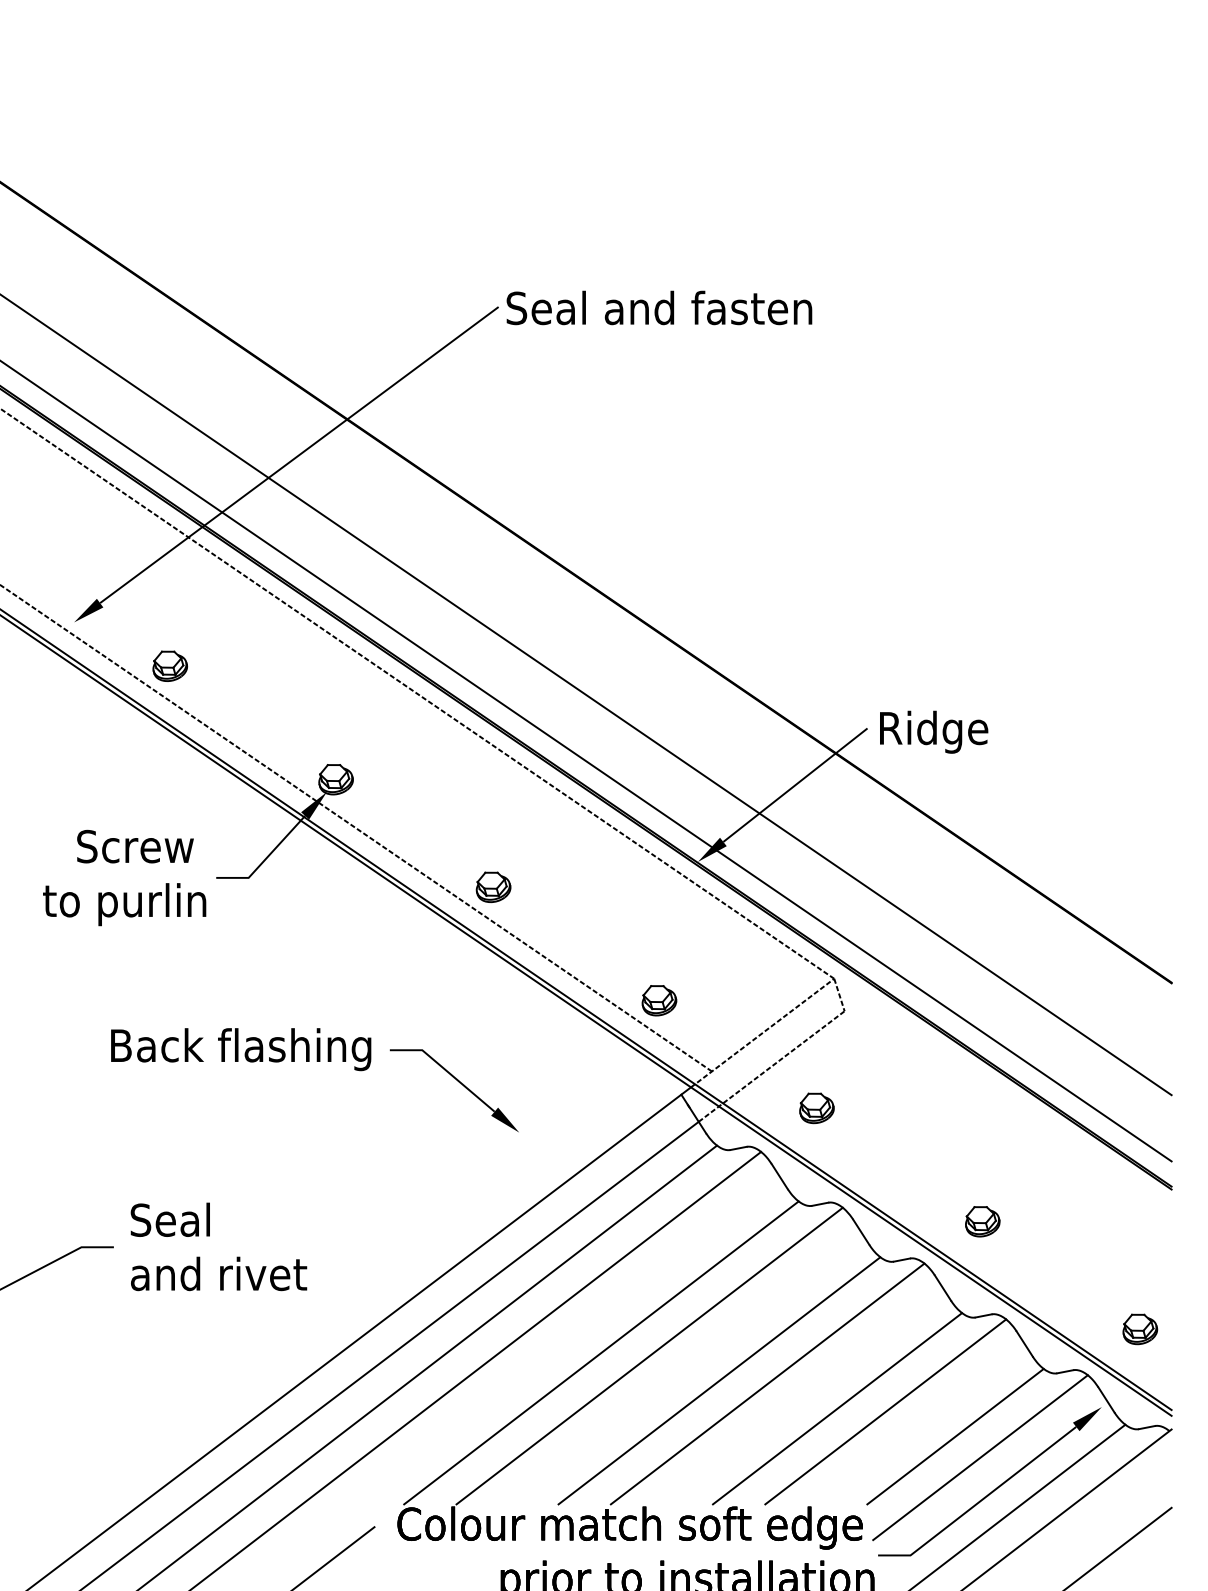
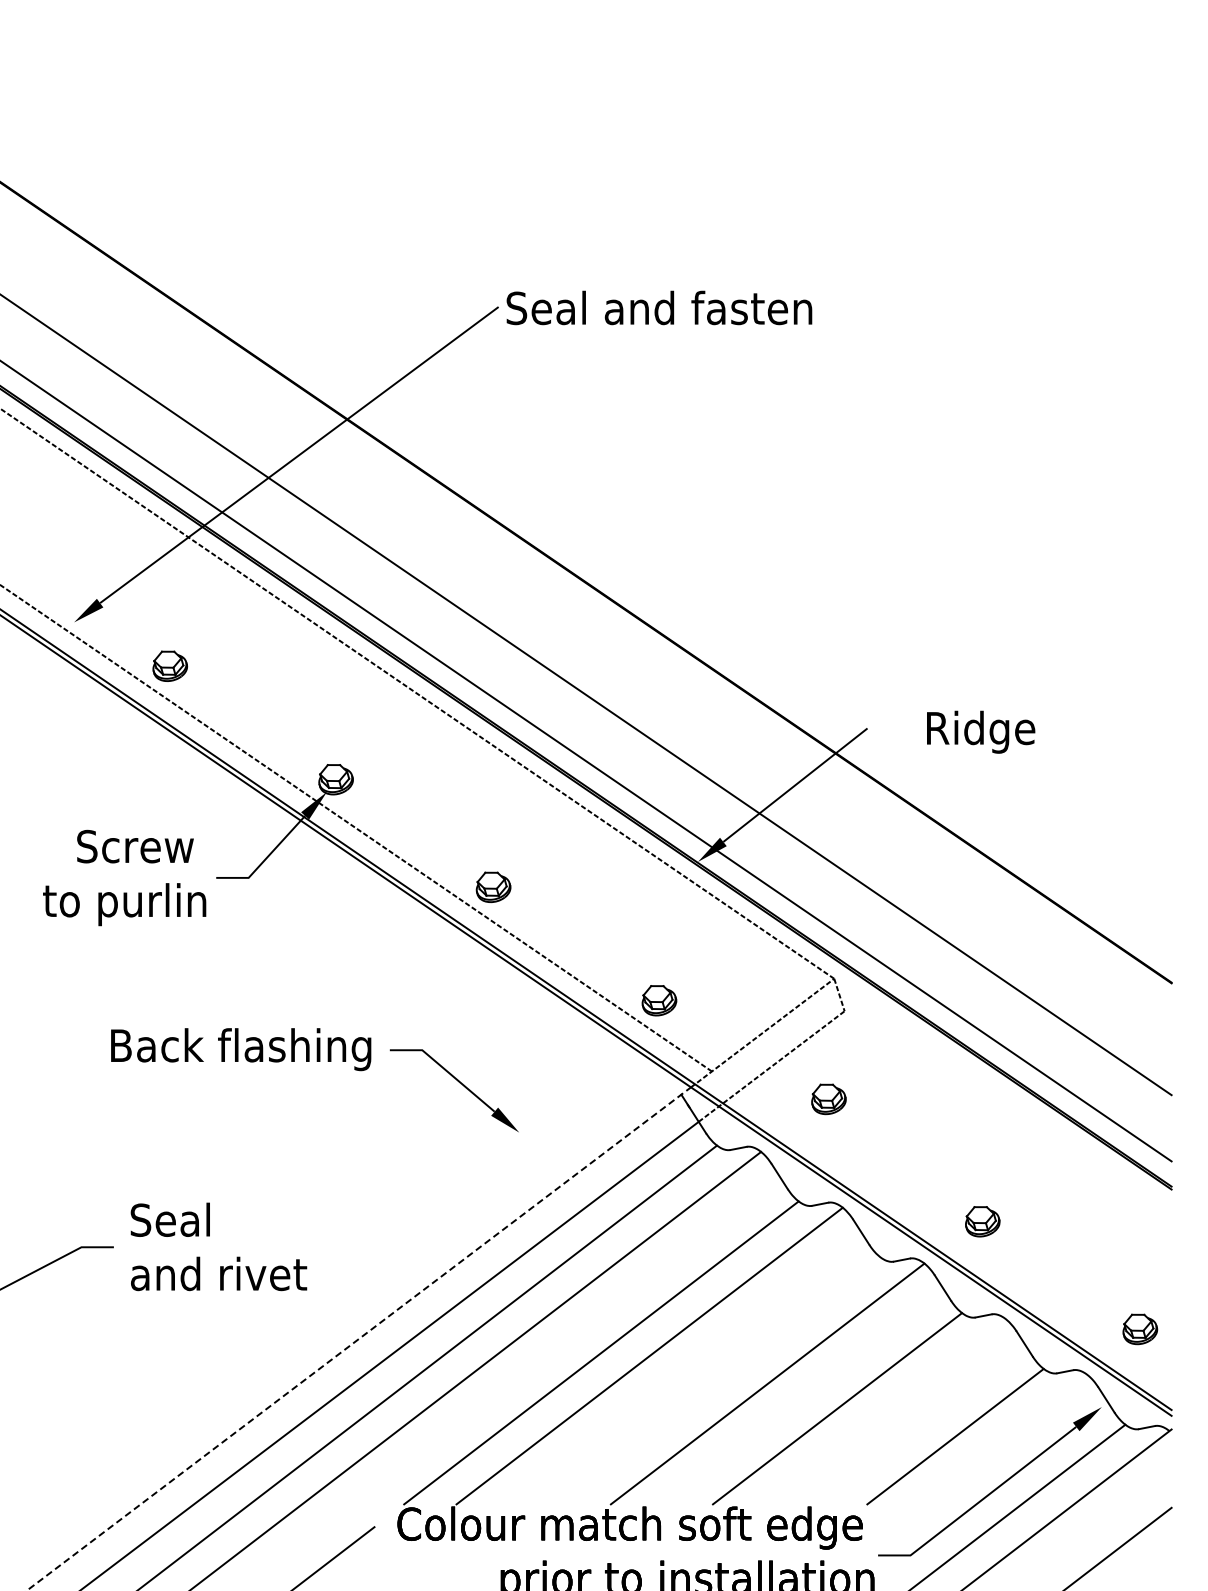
text position: (934, 731) -> (981, 731) (981, 731)
part position: (816, 1108) -> (828, 1099) (828, 1099)
line: solid -> dashed (359, 1338)
line: present -> none (719, 1380)
line: present -> none (885, 1411)
line: present -> none (980, 1457)
